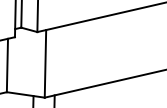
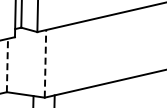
line: solid -> dashed (45, 63)
line: solid -> dashed (7, 65)
